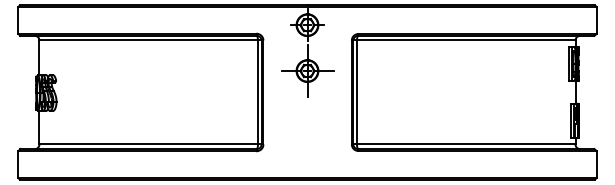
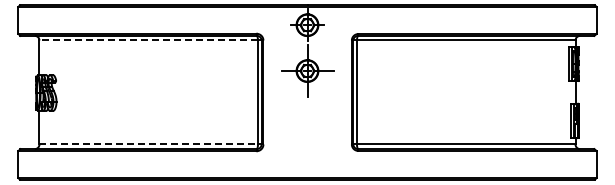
line: solid -> dashed (148, 40)
line: solid -> dashed (149, 144)
